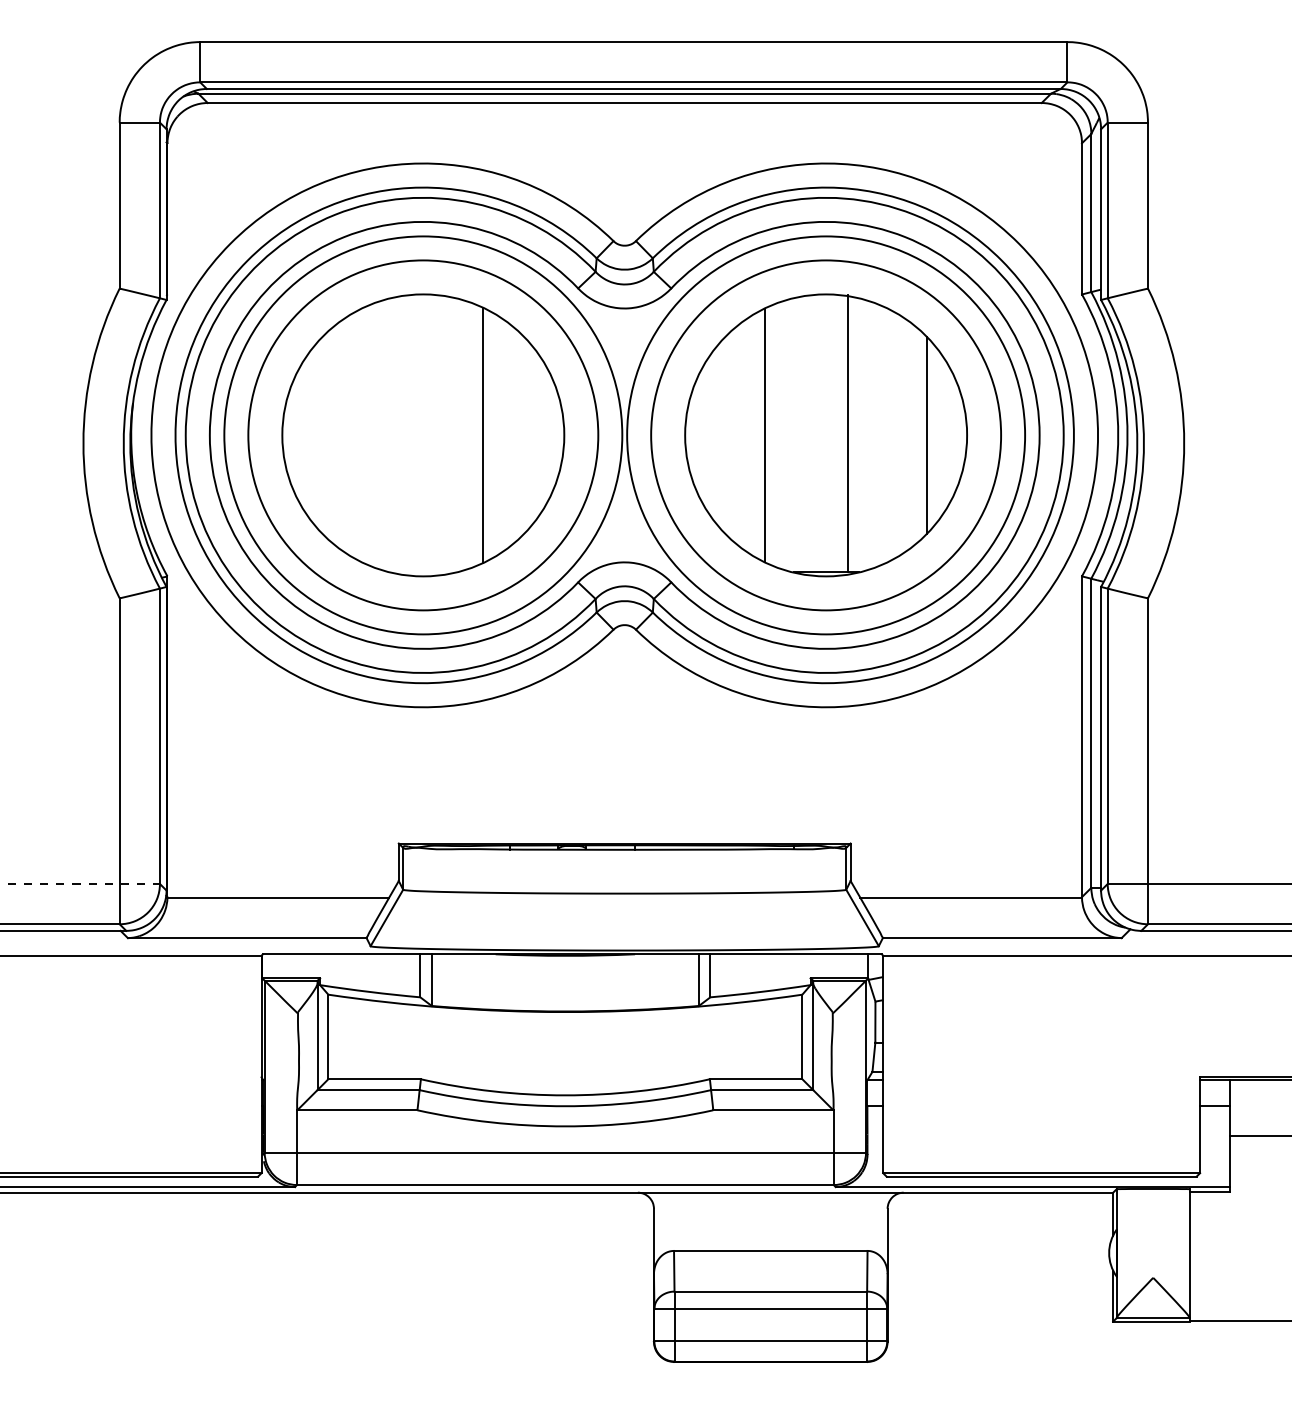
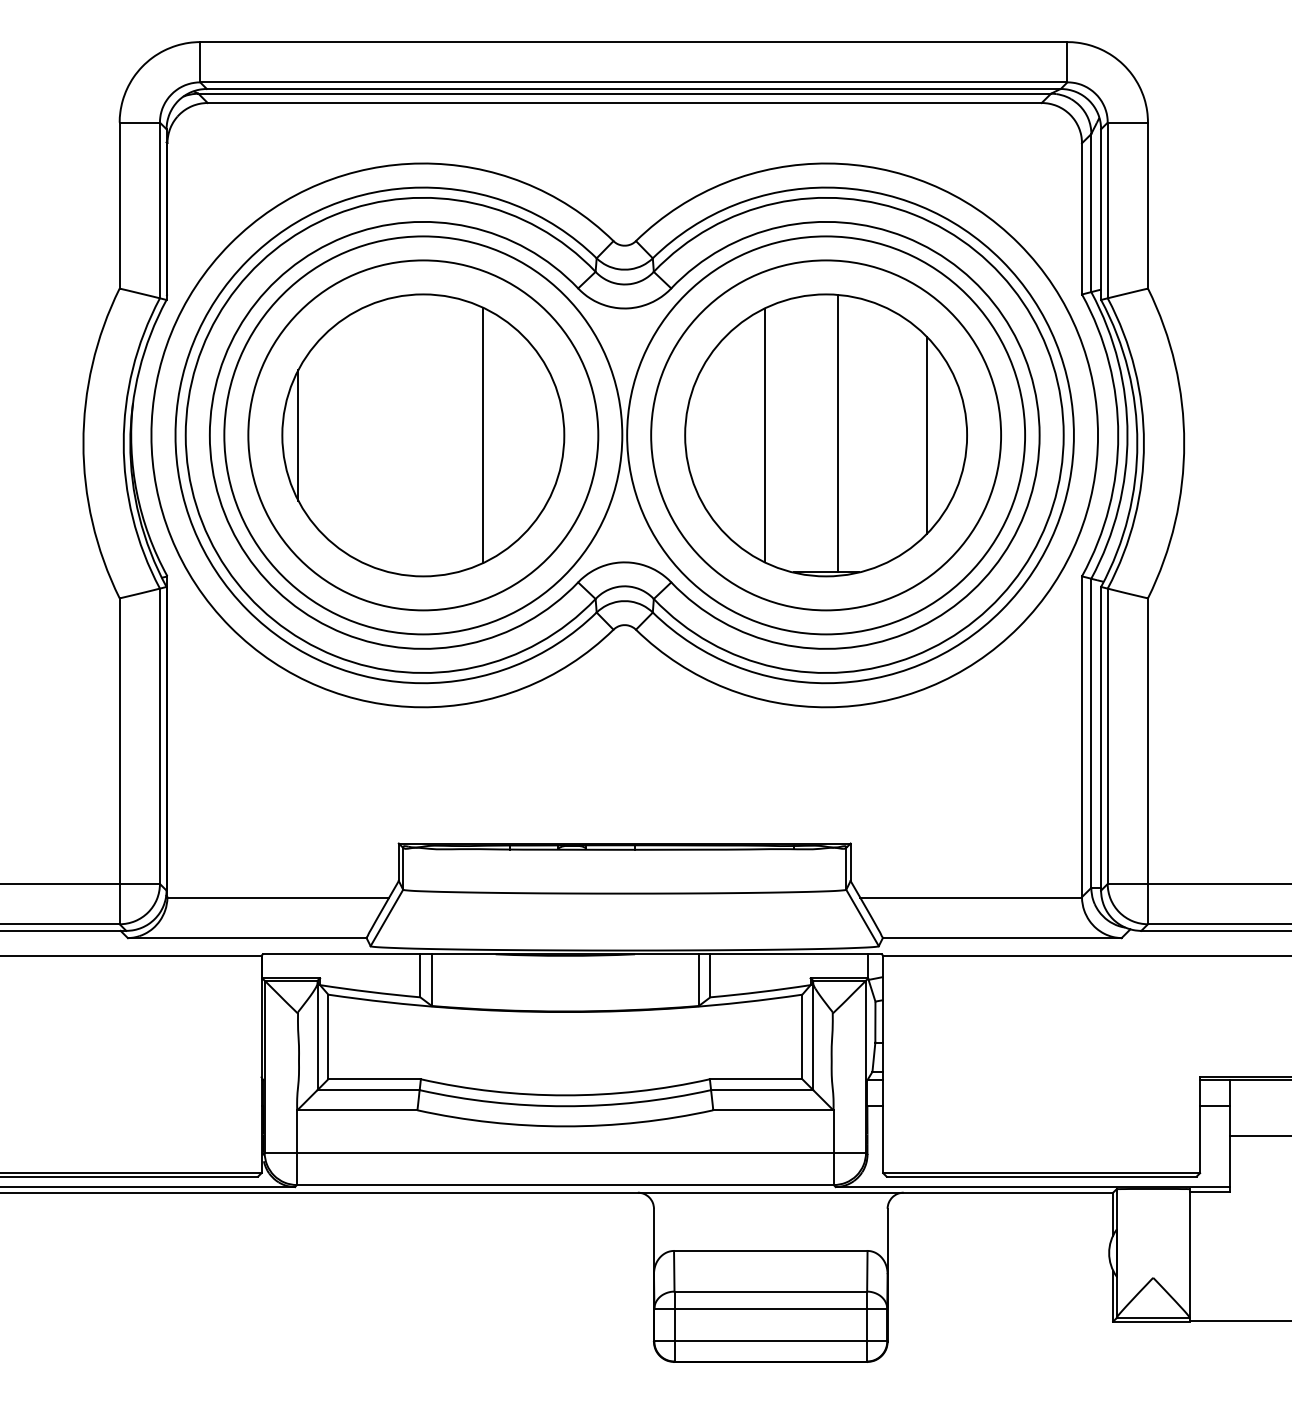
line position: (848, 433) -> (838, 433) (838, 433)
line: none -> present (298, 435)
line: dashed -> solid (79, 883)
